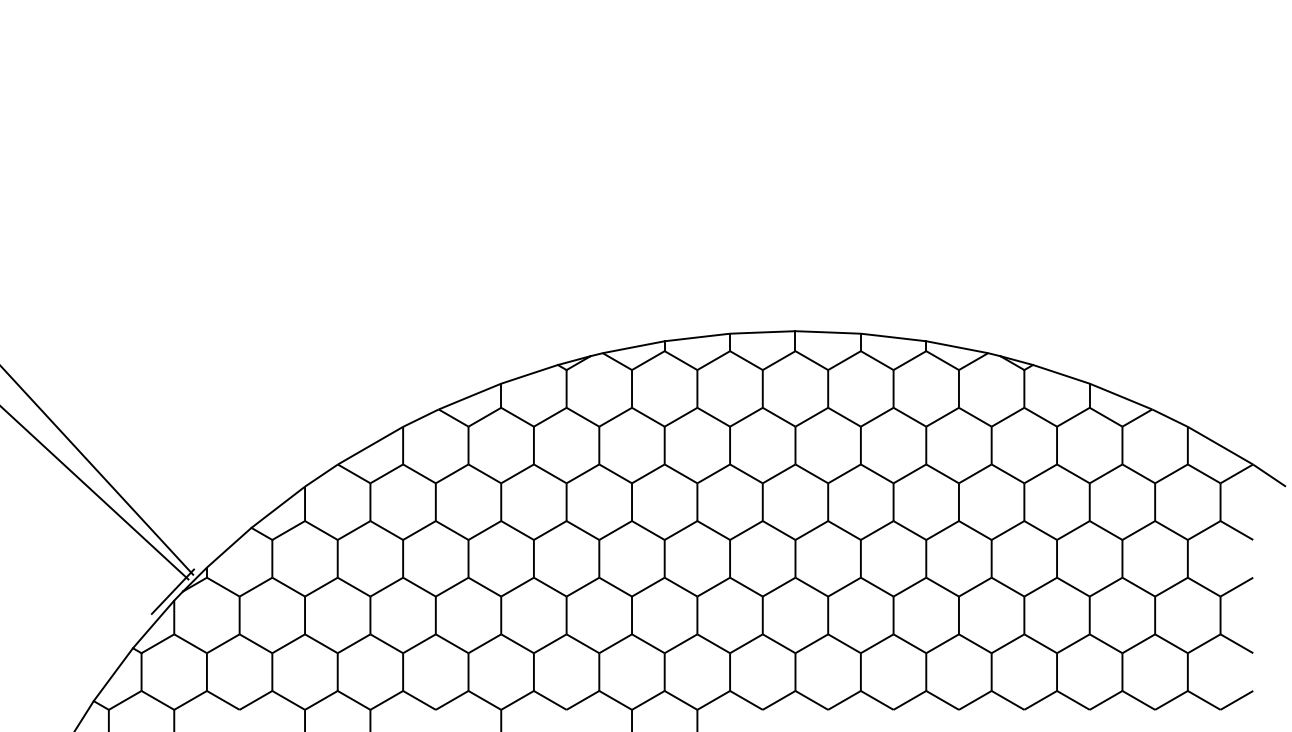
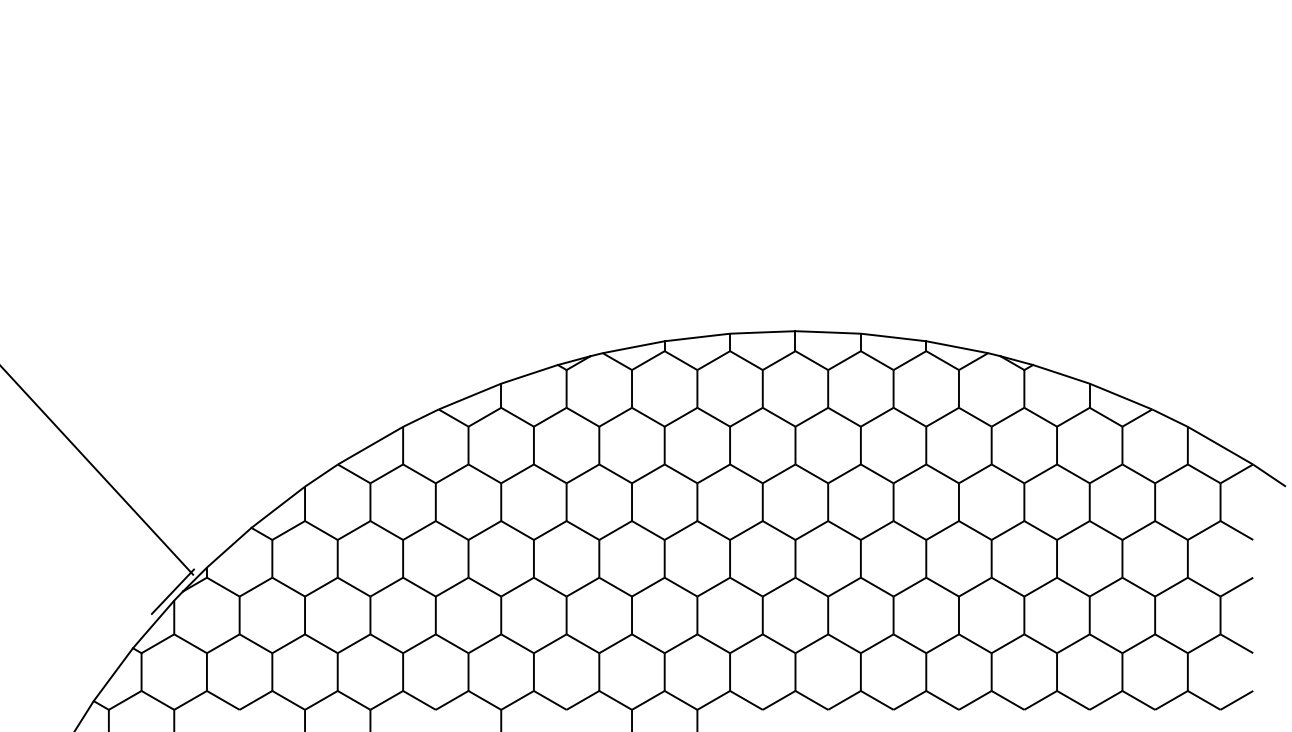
line: present -> none (95, 493)
